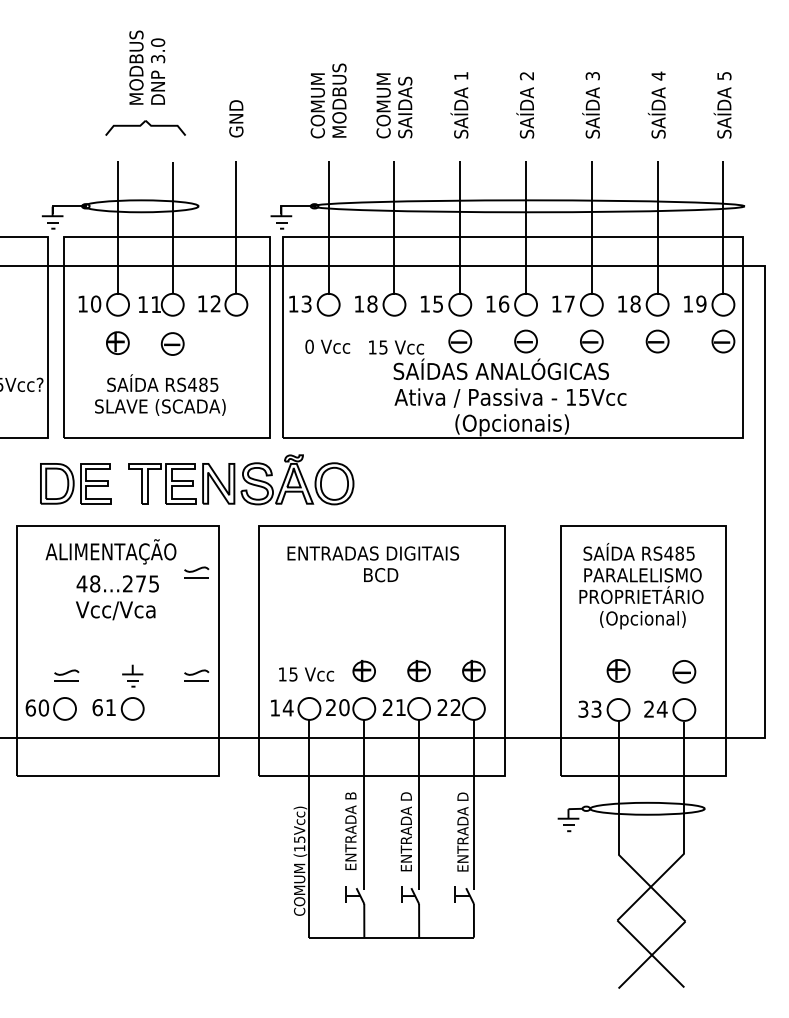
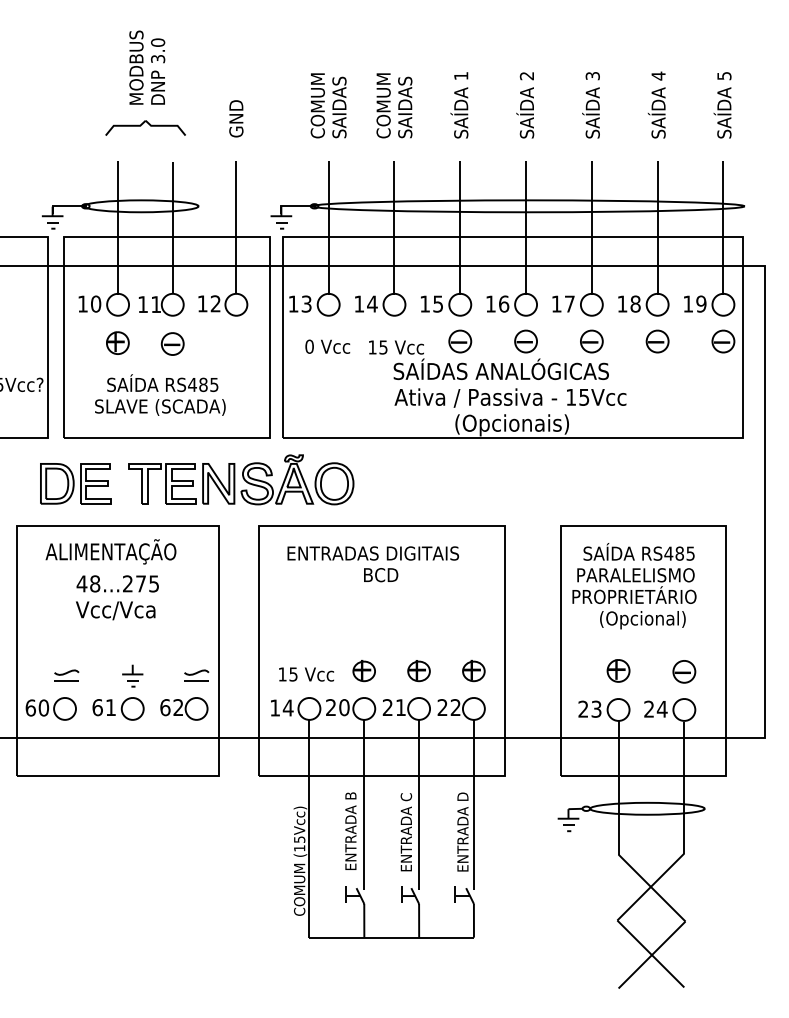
text: MODBUS -> SAIDAS (339, 100)
text: 18 -> 14 (372, 303)
part: present -> none (196, 572)
text position: (641, 585) -> (634, 585) (634, 585)
part: none -> present (184, 708)
text: 33 -> 23 (583, 709)
text: ENTRADA D -> ENTRADA C (406, 796)
